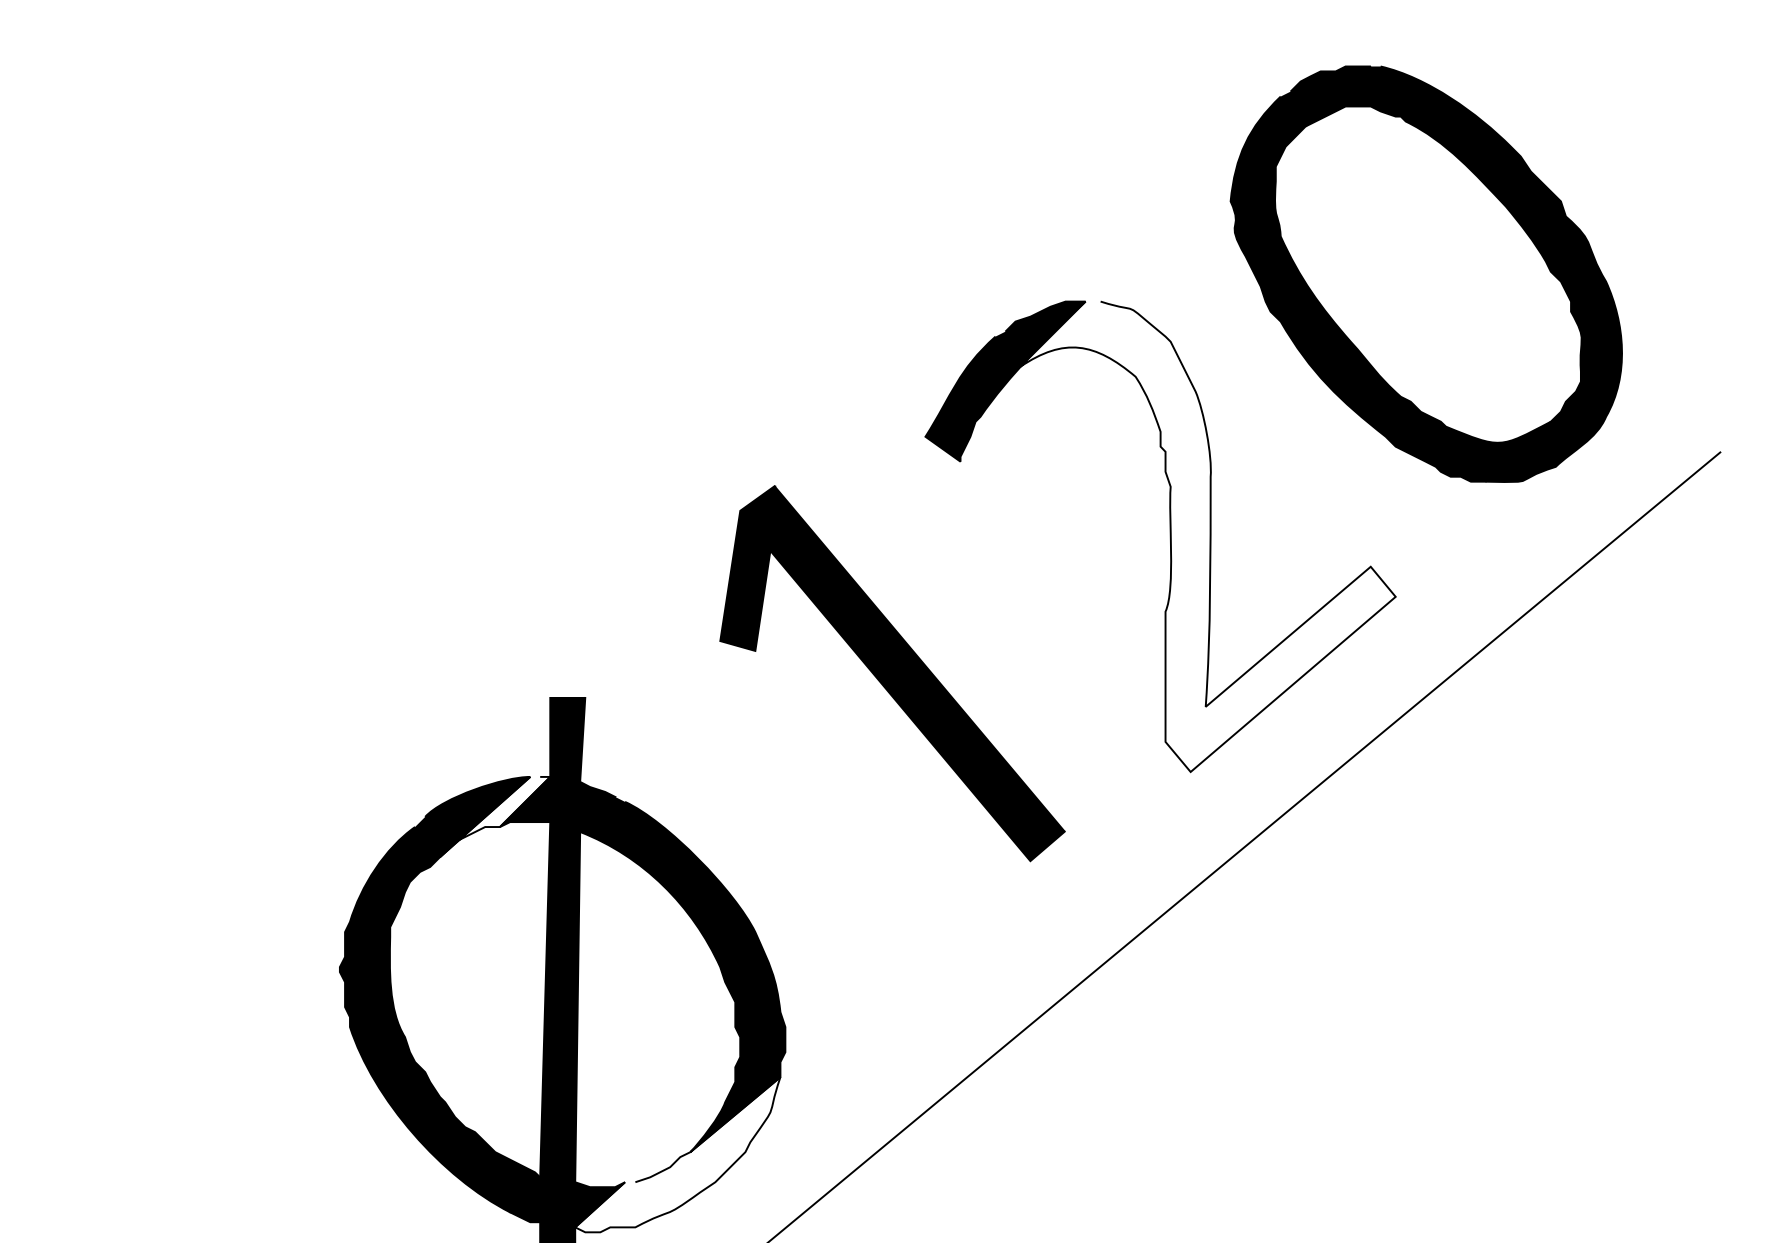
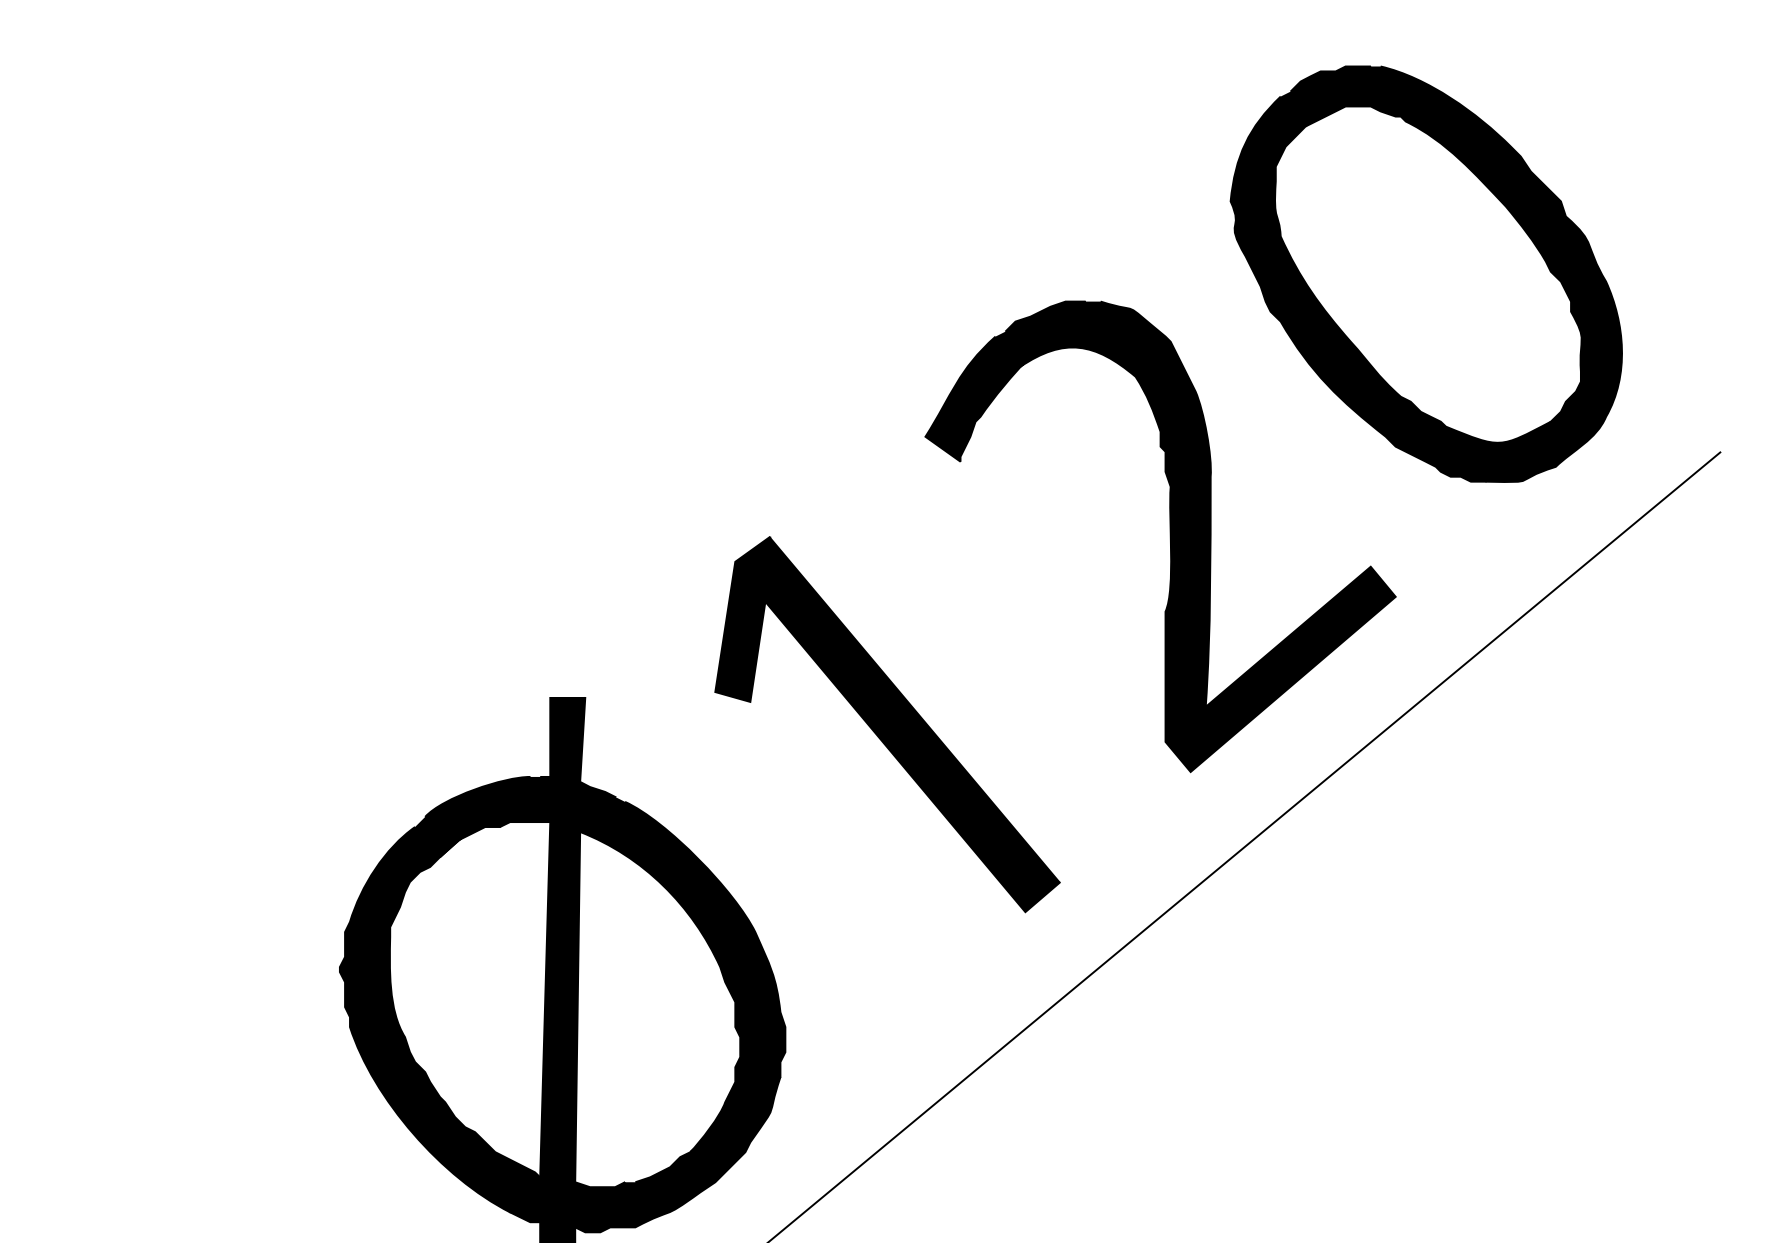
fill: none -> present (1207, 536)
part position: (892, 673) -> (887, 724) (887, 724)
fill: none -> present (495, 816)
fill: none -> present (677, 1154)
